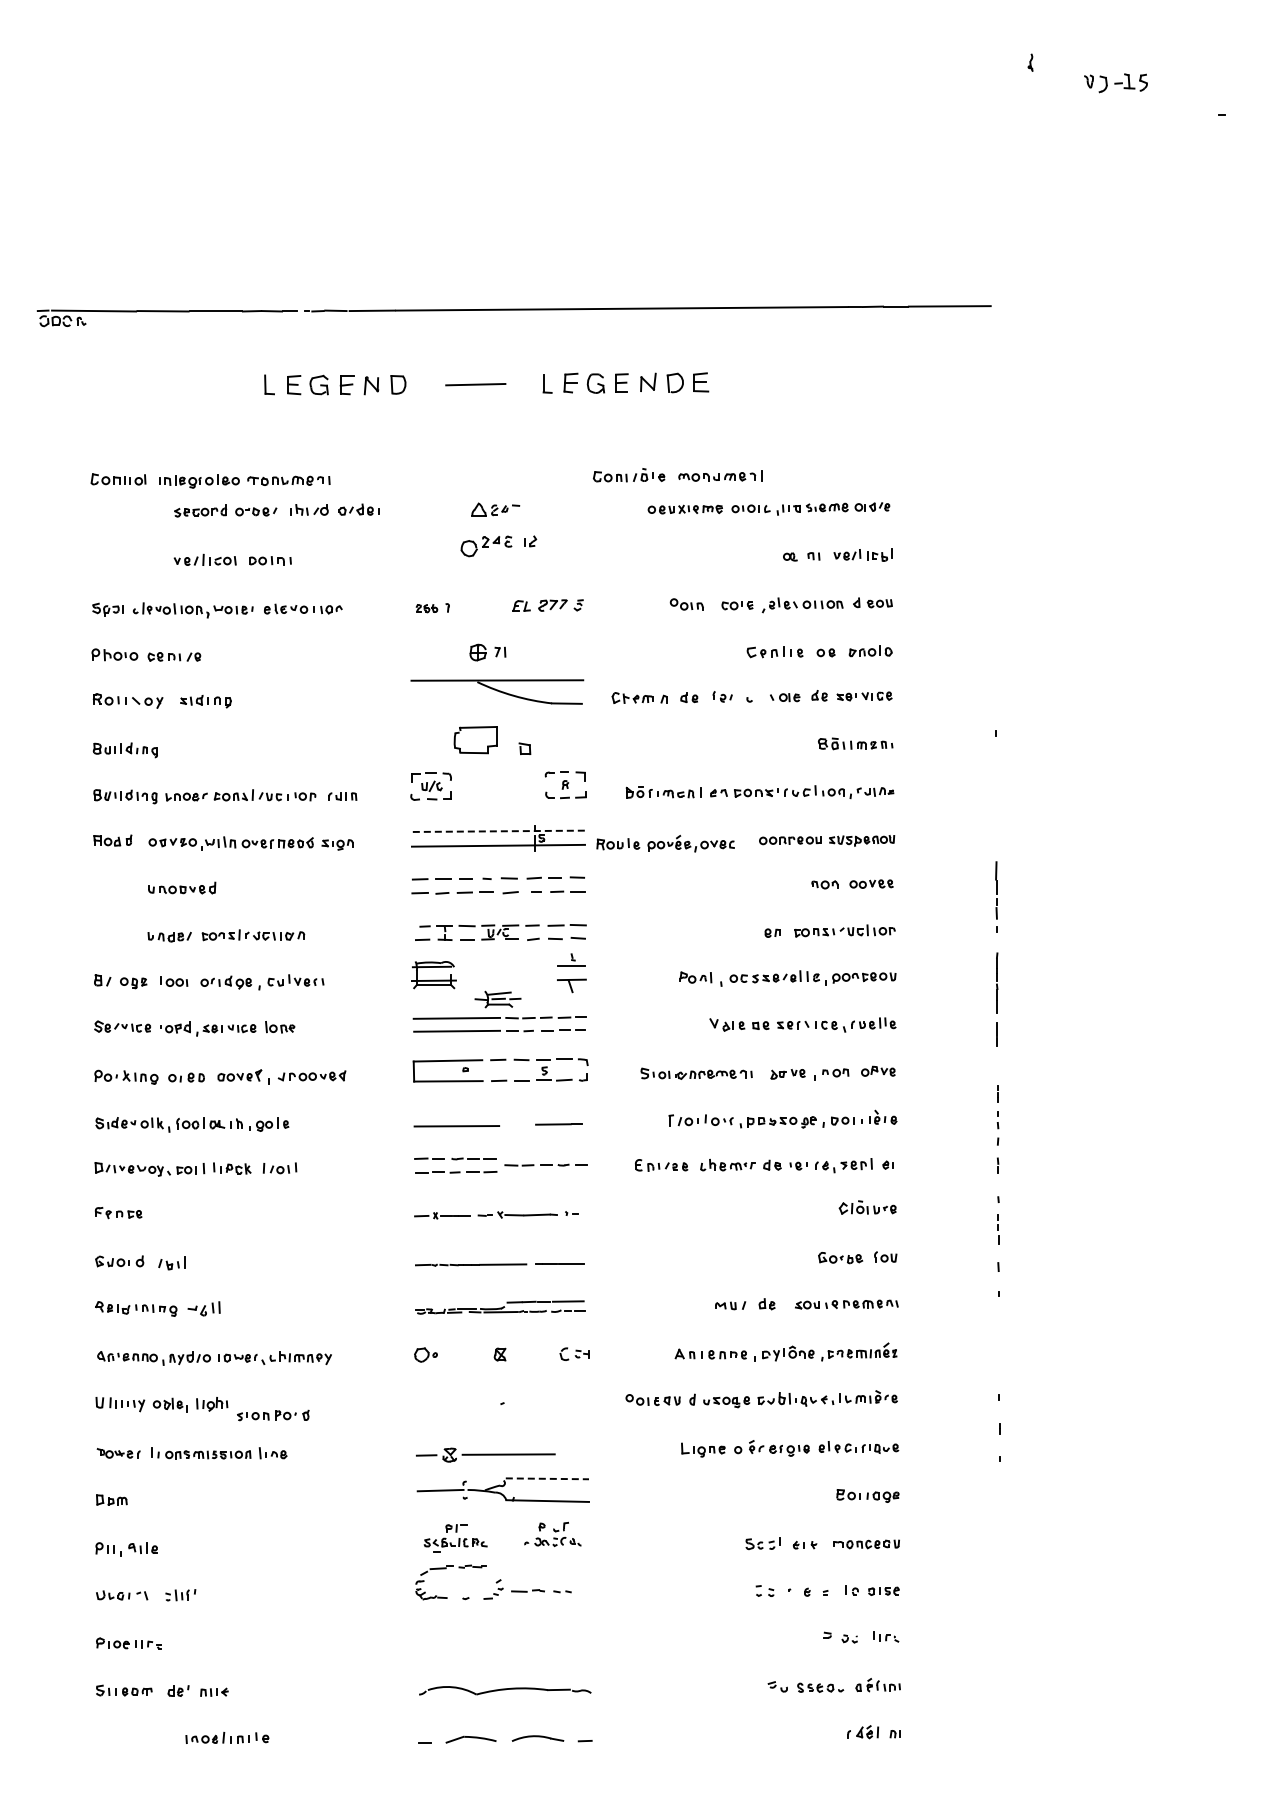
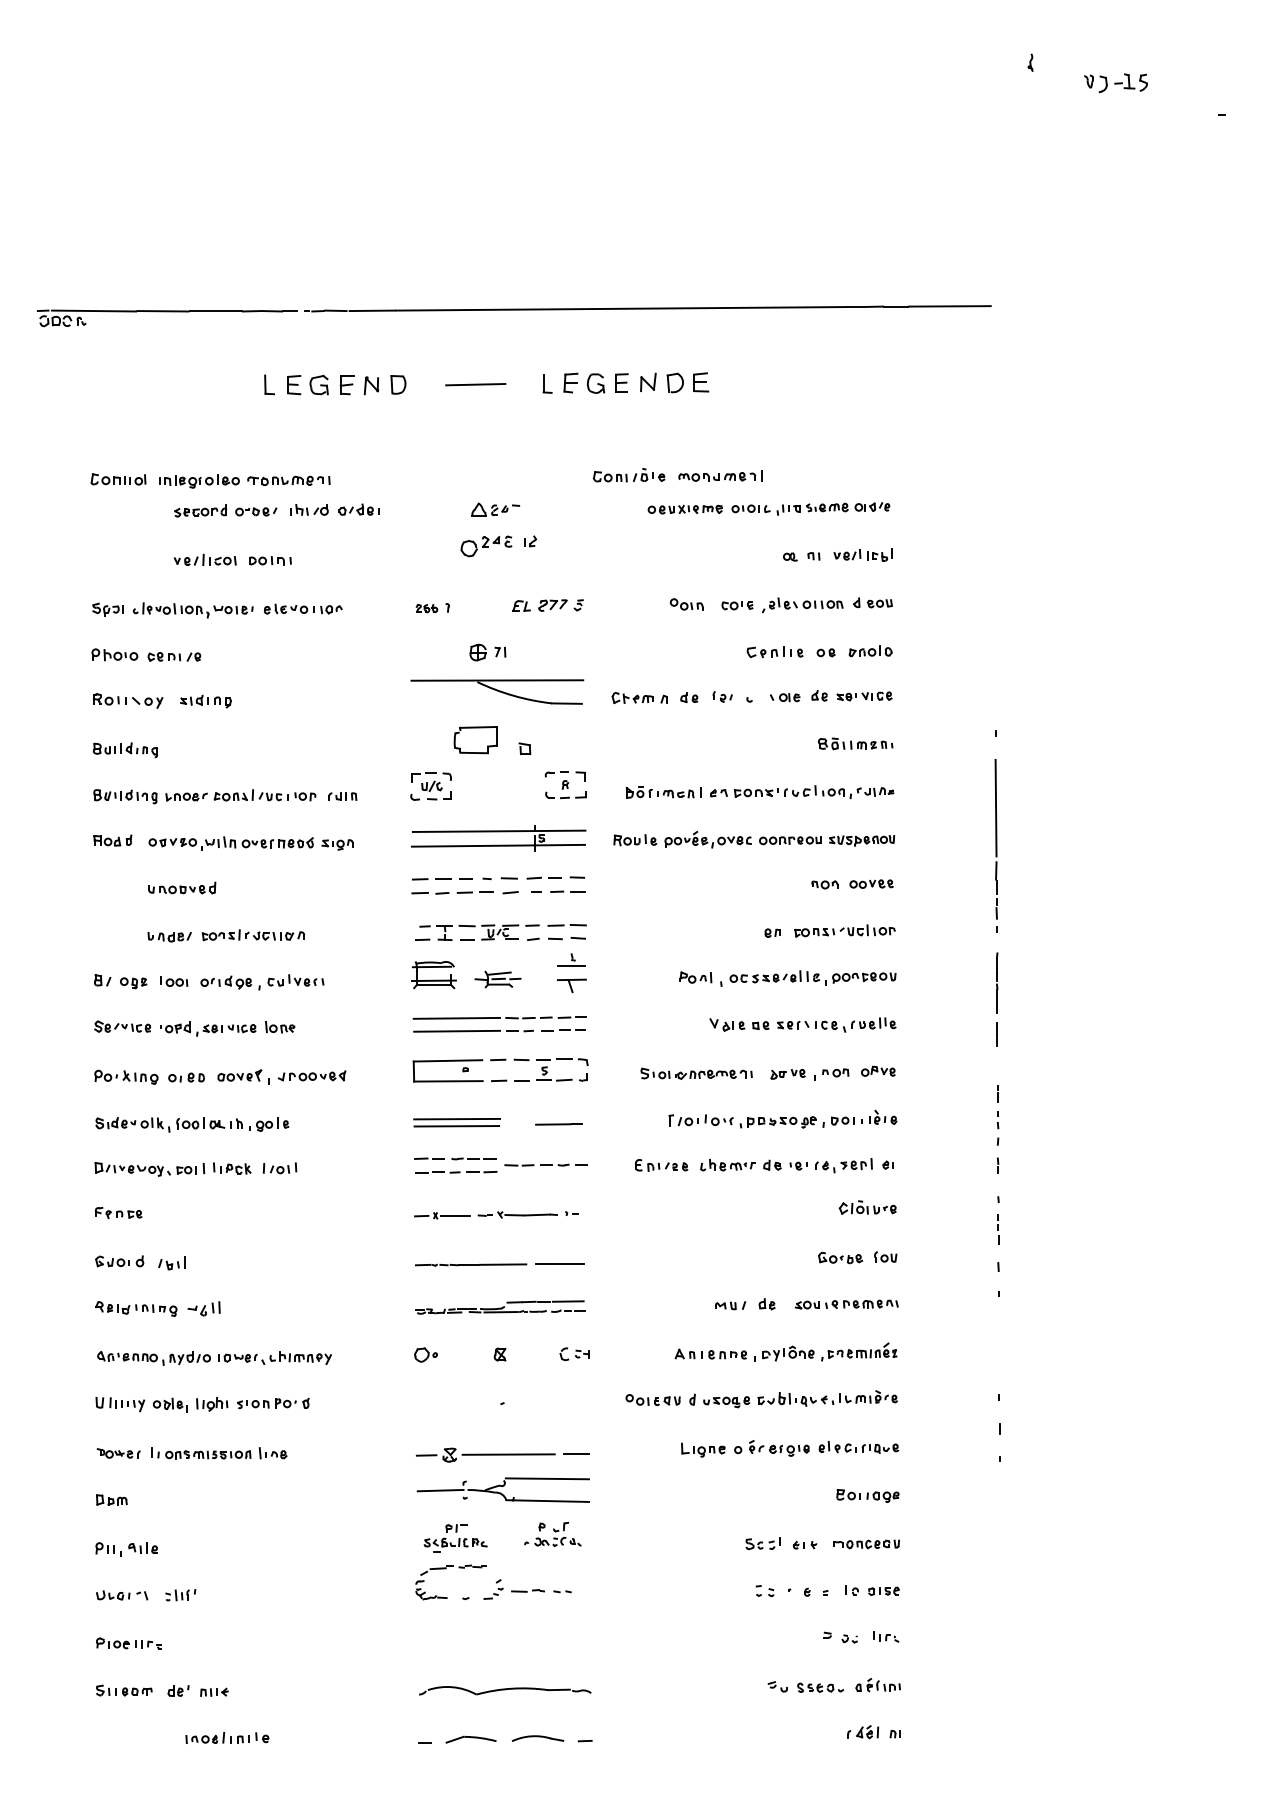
line: none -> present (995, 807)
line: dashed -> solid (499, 831)
part position: (665, 843) -> (682, 839) (682, 839)
part position: (497, 999) -> (497, 979) (497, 979)
line: none -> present (457, 1118)
part position: (273, 1415) -> (273, 1403) (273, 1403)
line: none -> present (576, 1453)
line: dashed -> solid (547, 1478)
